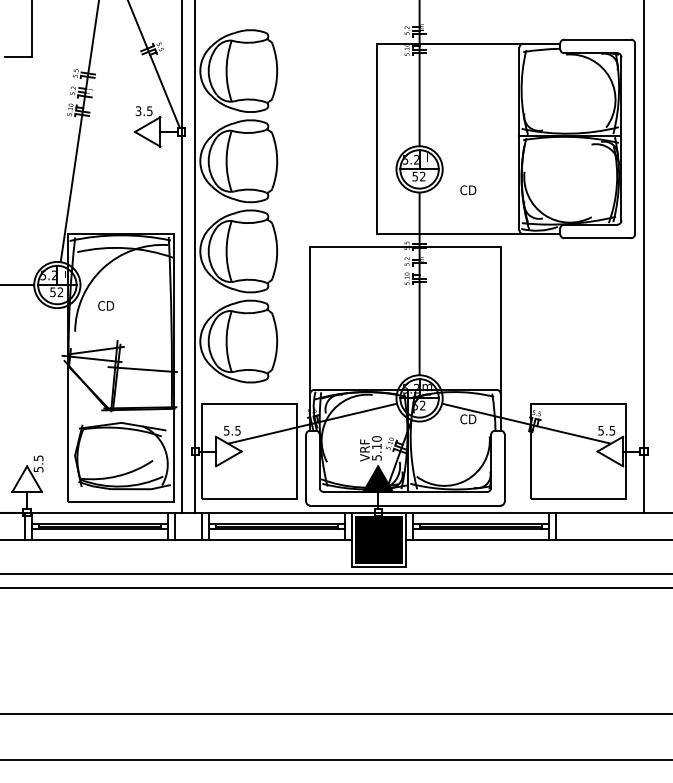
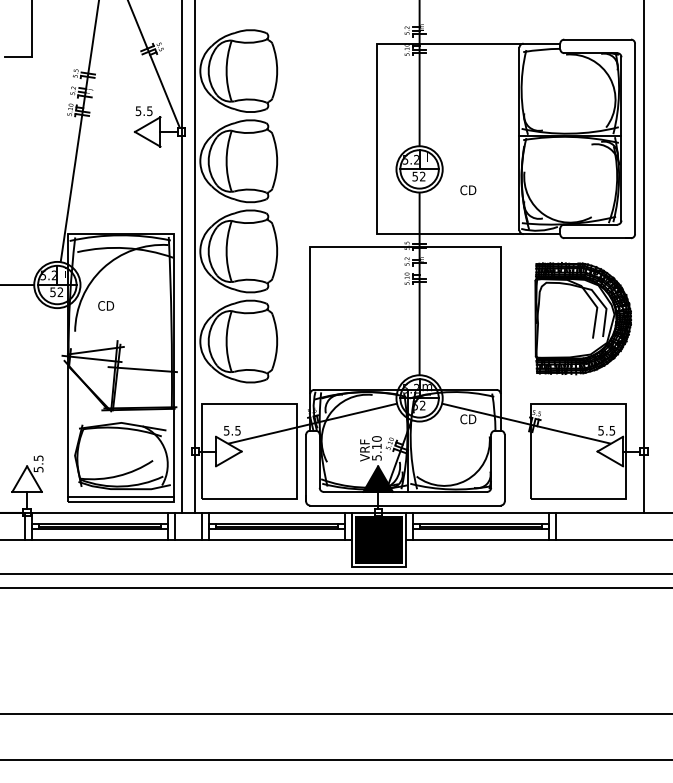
text: 3.5 -> 5.5 (138, 110)
part: none -> present (582, 318)
line: none -> present (120, 497)
